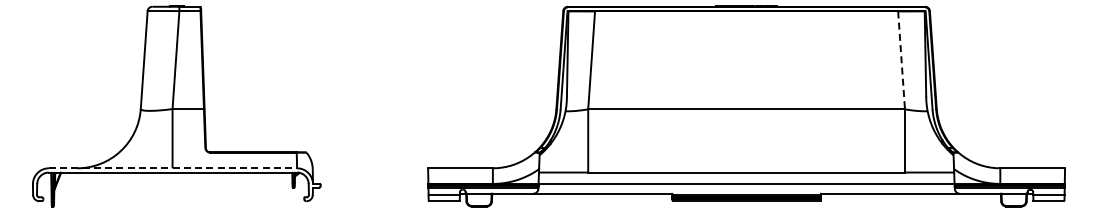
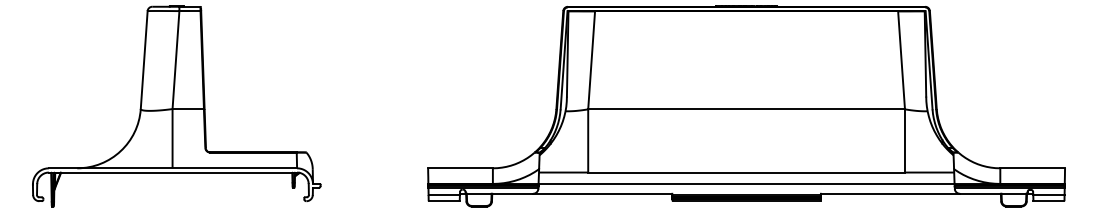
line: dashed -> solid (901, 60)
line: dashed -> solid (173, 168)
